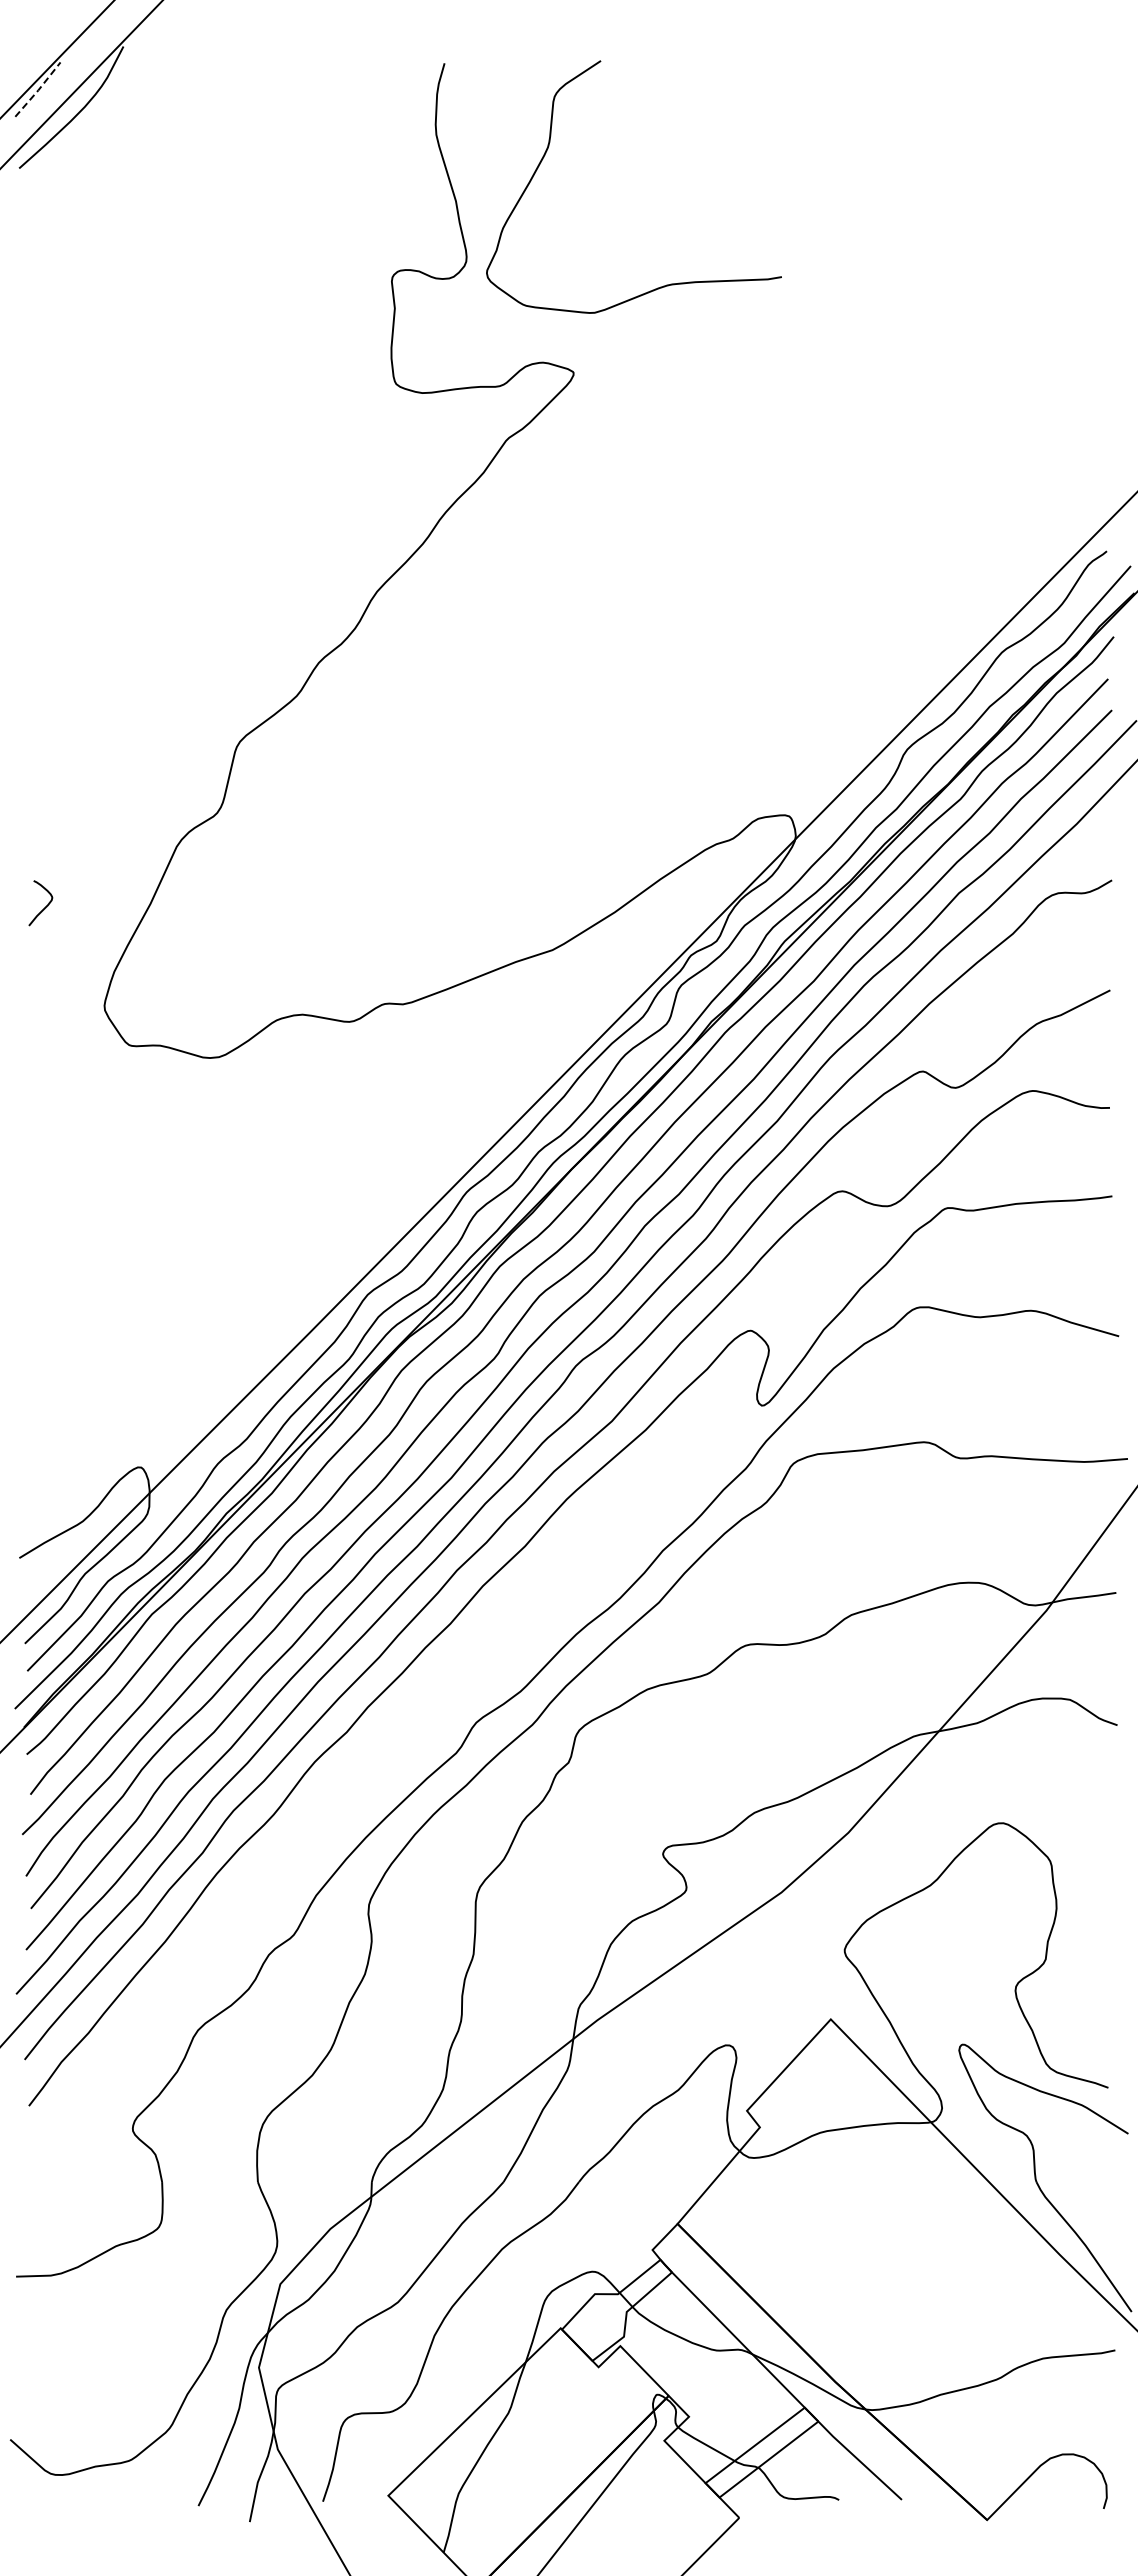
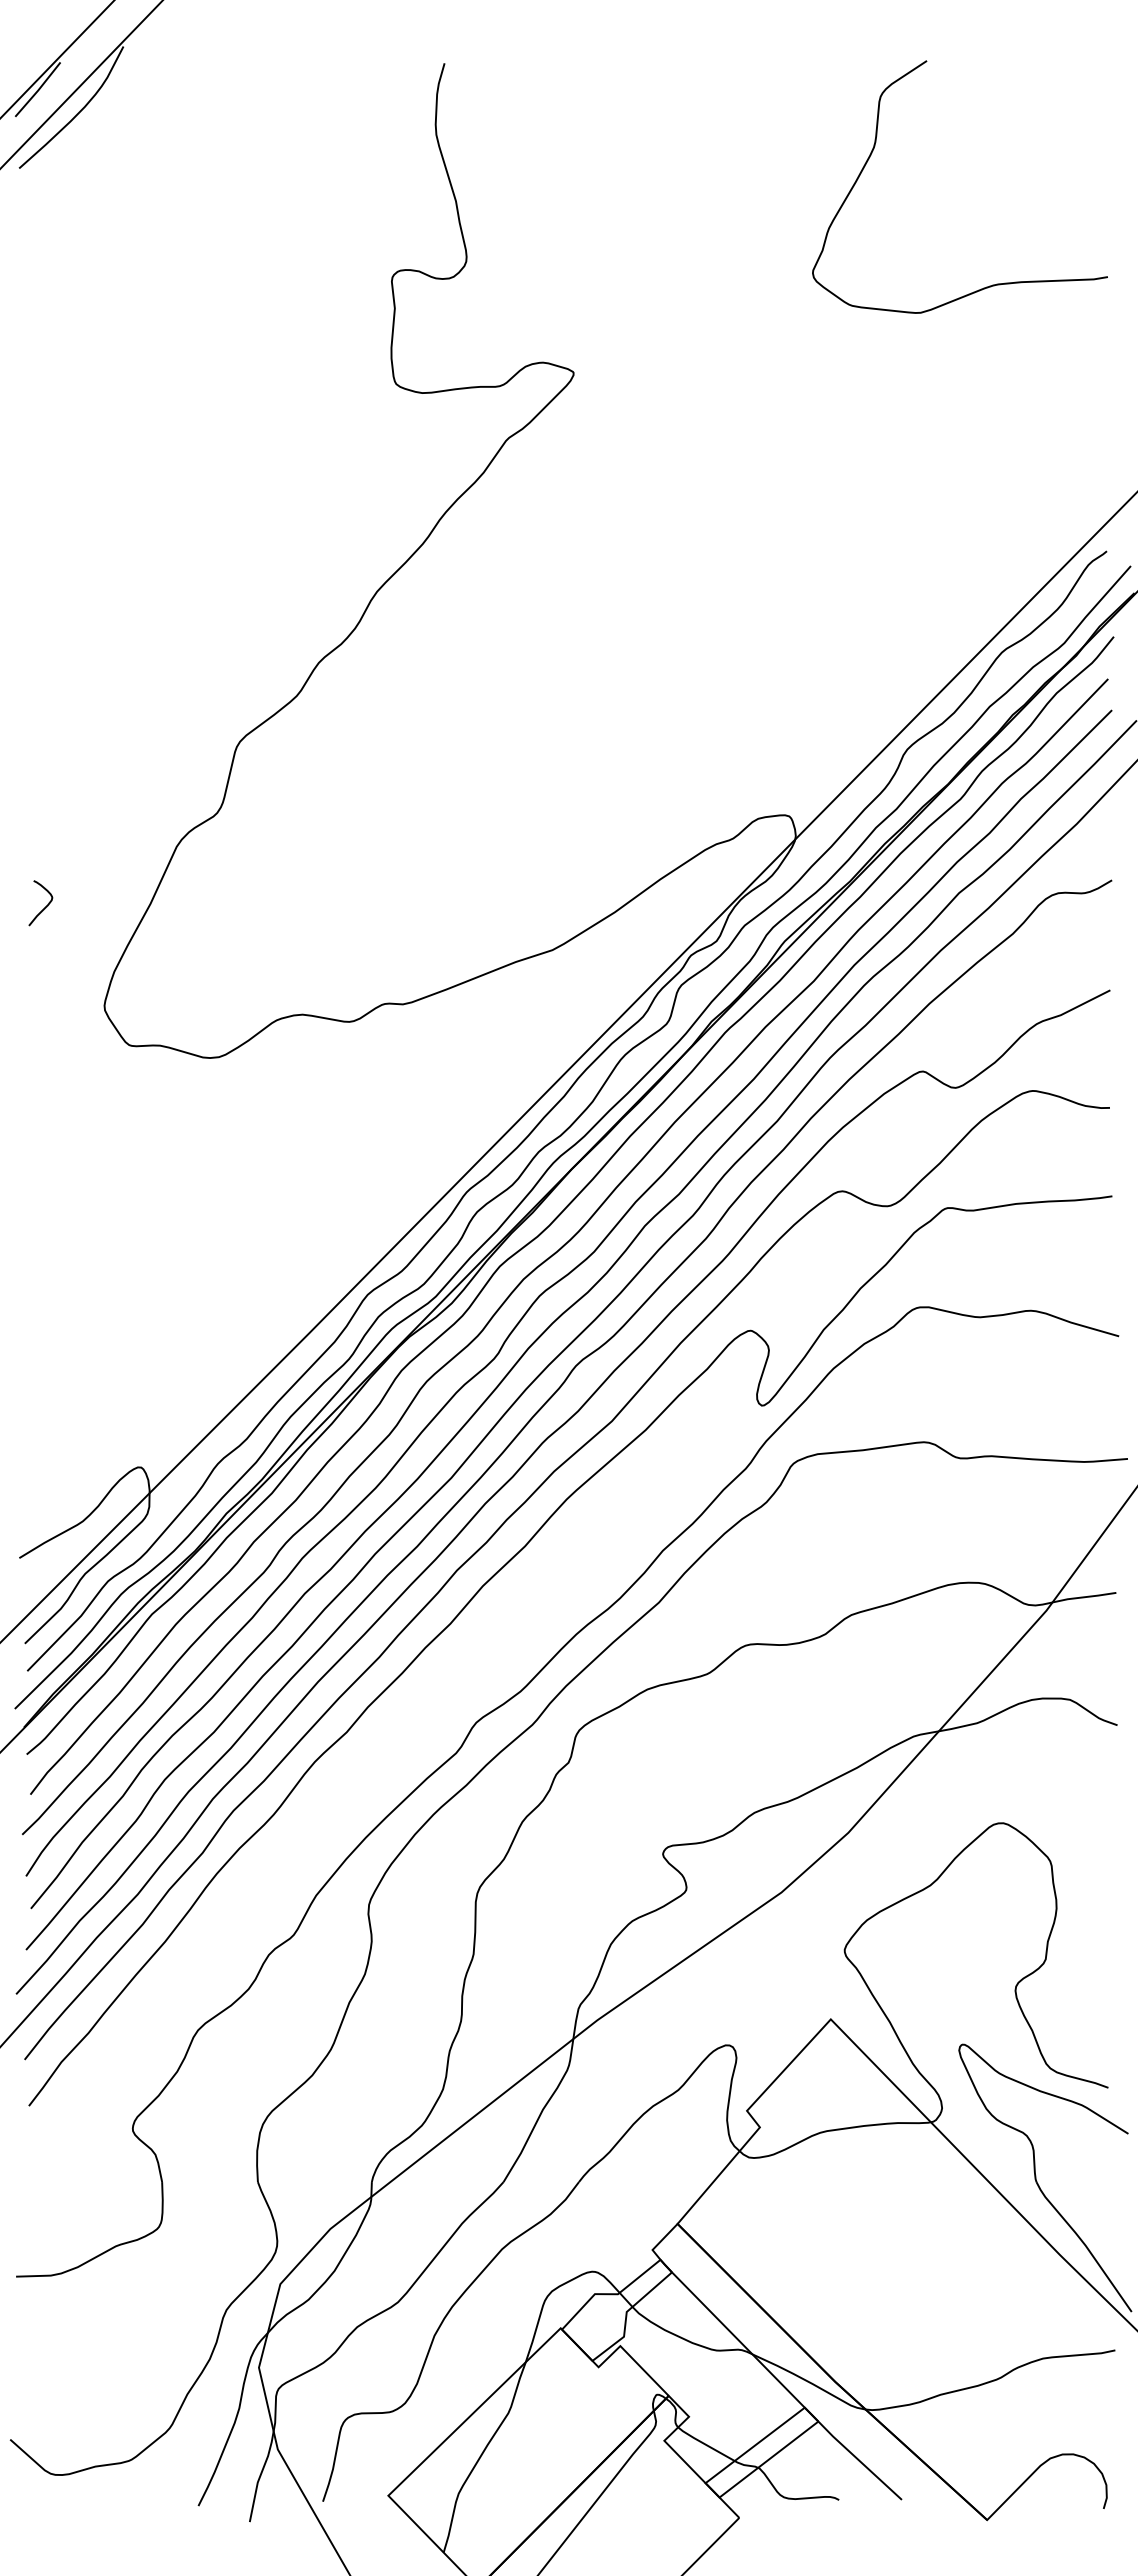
line: dashed -> solid (38, 90)
curve position: (547, 151) -> (873, 151) (873, 151)
